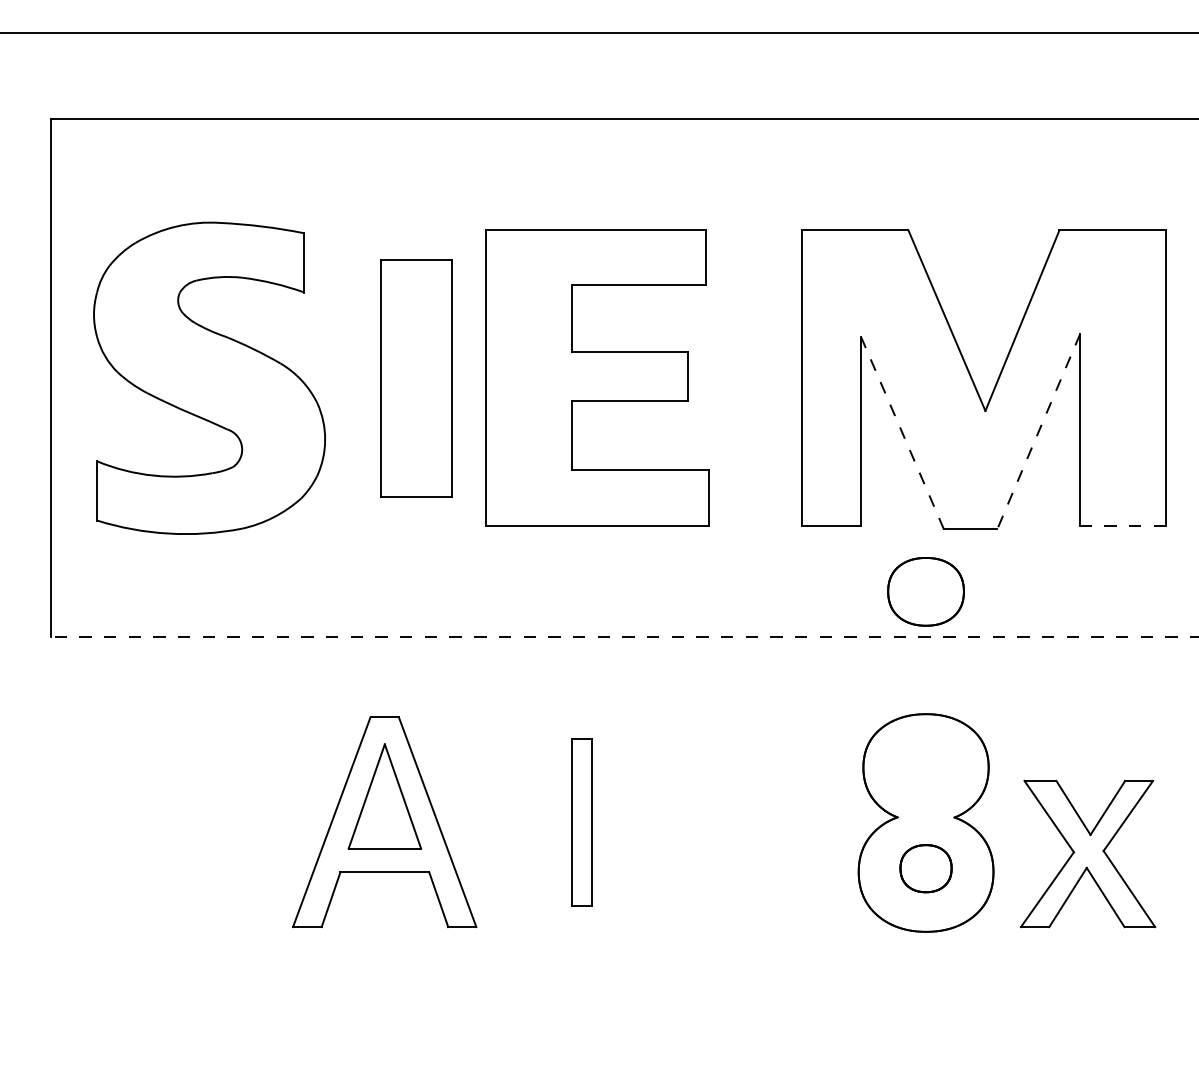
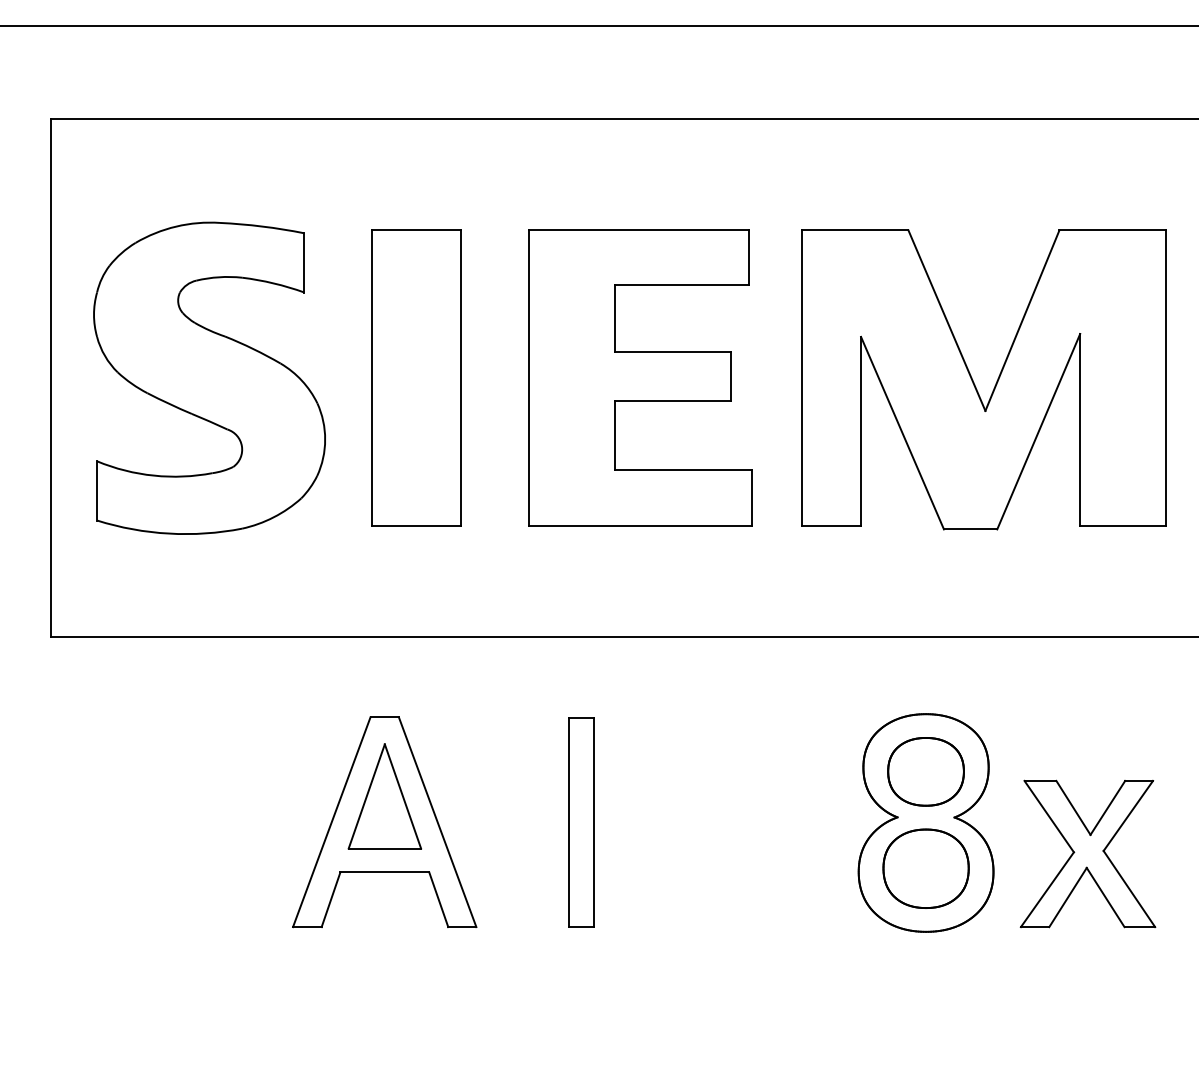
line position: (598, 33) -> (598, 26) (598, 26)
part position: (597, 377) -> (640, 377) (640, 377)
part size: 73x239 px -> 91x298 px (416, 377)
line: dashed -> solid (1038, 432)
line: dashed -> solid (902, 433)
line: dashed -> solid (1123, 526)
part position: (925, 591) -> (925, 771) (925, 771)
line: dashed -> solid (624, 637)
part size: 22x169 px -> 27x211 px (581, 822)
part size: 54x50 px -> 88x81 px (925, 868)
